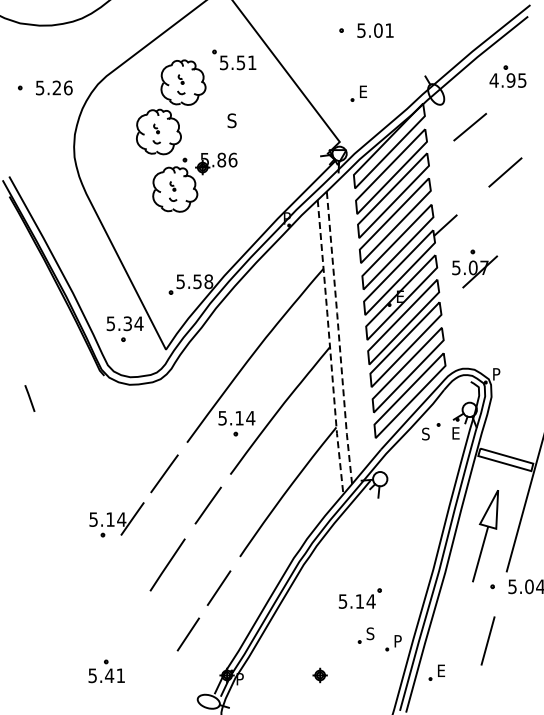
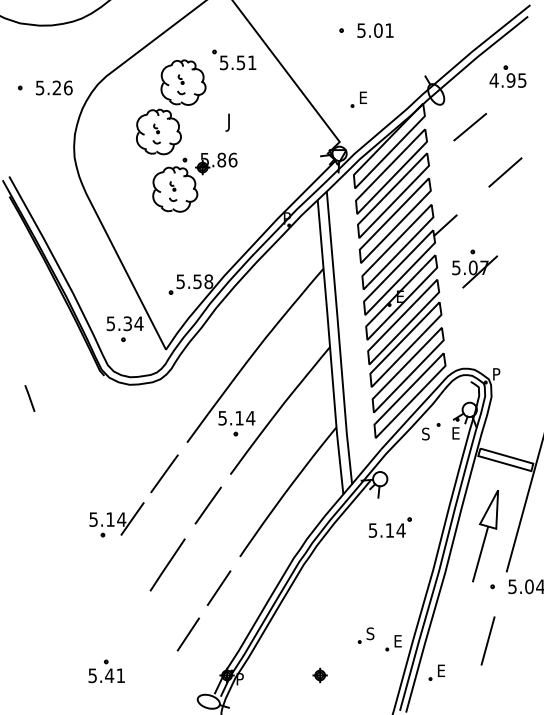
part position: (358, 93) -> (358, 99) (358, 99)
text: S -> J (230, 122)
line: dashed -> solid (339, 339)
line: dashed -> solid (330, 347)
part position: (359, 598) -> (389, 527) (389, 527)
text: P -> E (398, 641)
